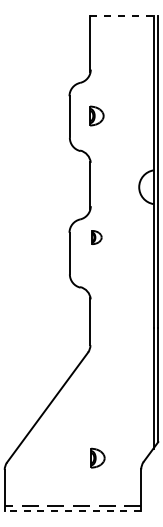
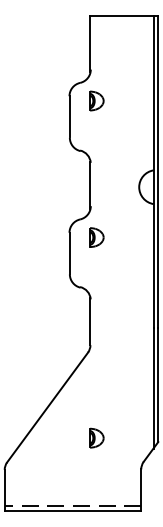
line: dashed -> solid (124, 15)
part position: (96, 115) -> (96, 100) (96, 100)
part size: 12x15 px -> 16x21 px (96, 237)
part position: (97, 457) -> (96, 437) (96, 437)
line: dashed -> solid (72, 511)
